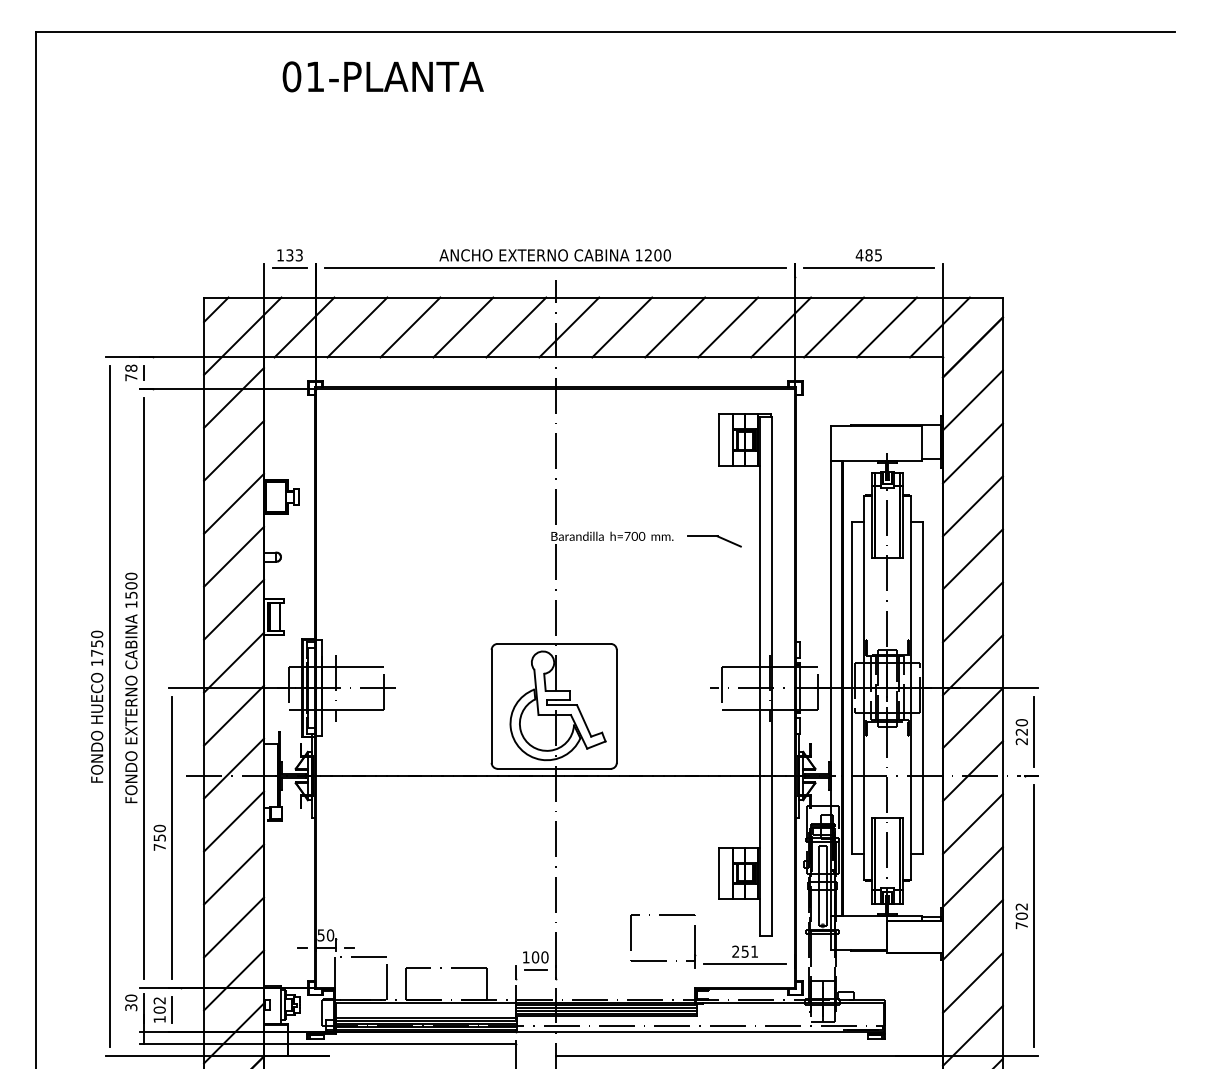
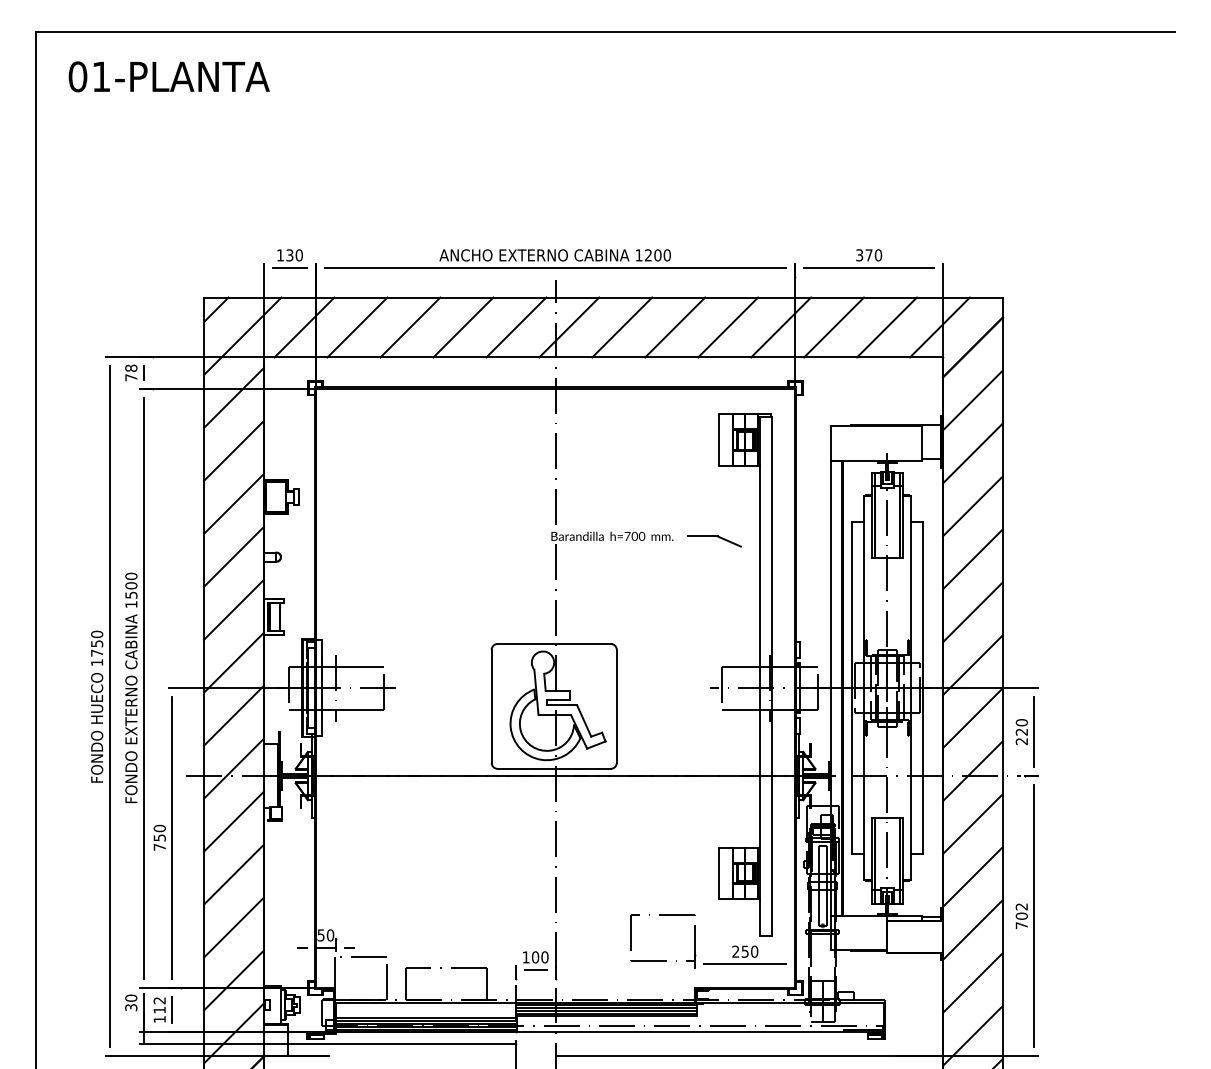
text position: (382, 76) -> (168, 76) (168, 76)
text: 133 -> 130 (298, 255)
text: 485 -> 370 (868, 255)
text: 251 -> 250 (754, 951)
text: 102 -> 112 (159, 1009)
